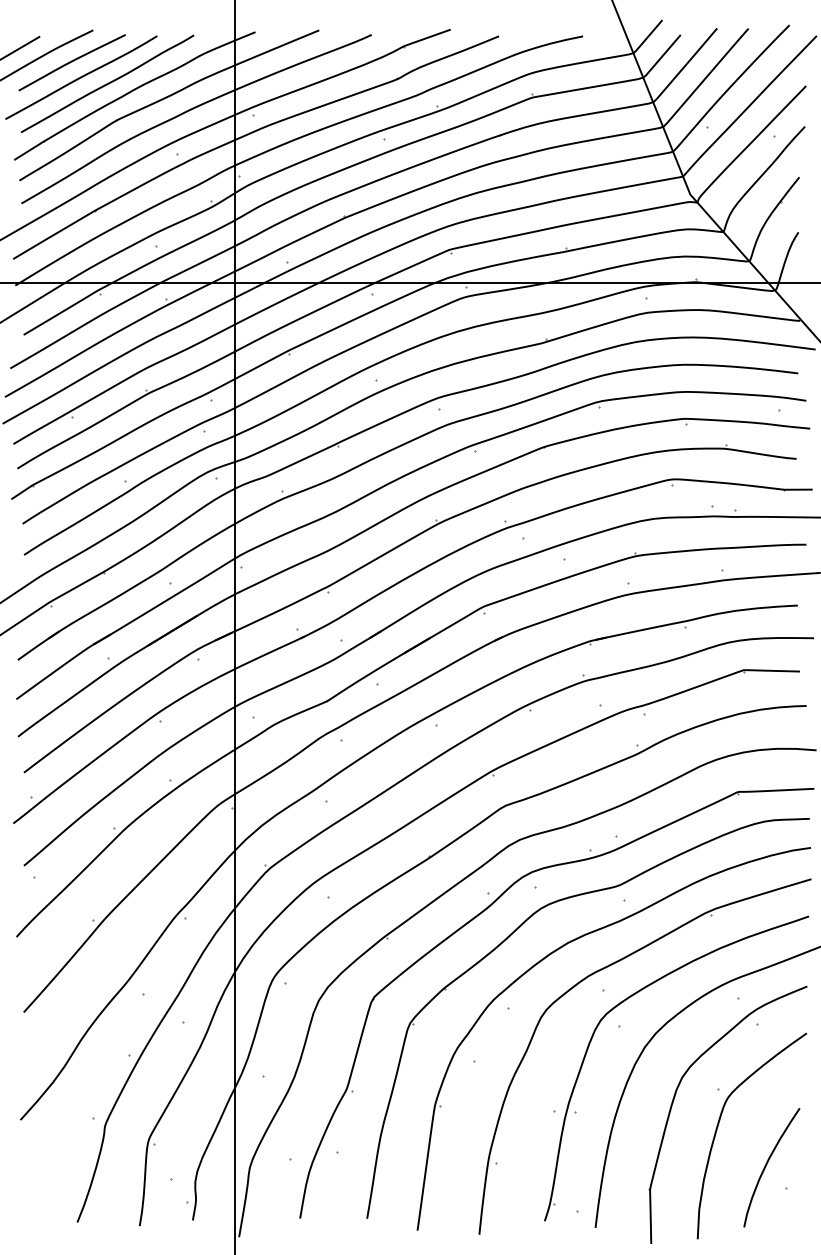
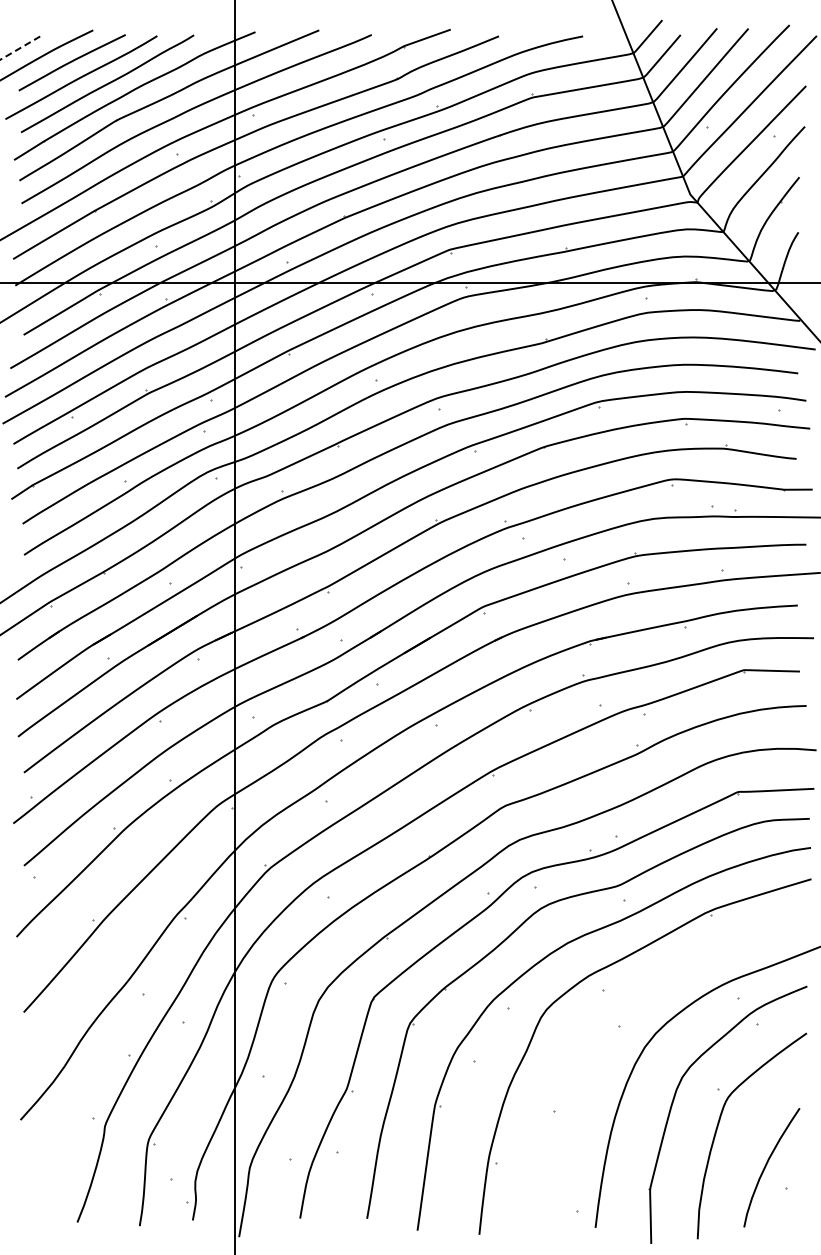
line: solid -> dashed (19, 48)
part: present -> none (634, 995)
